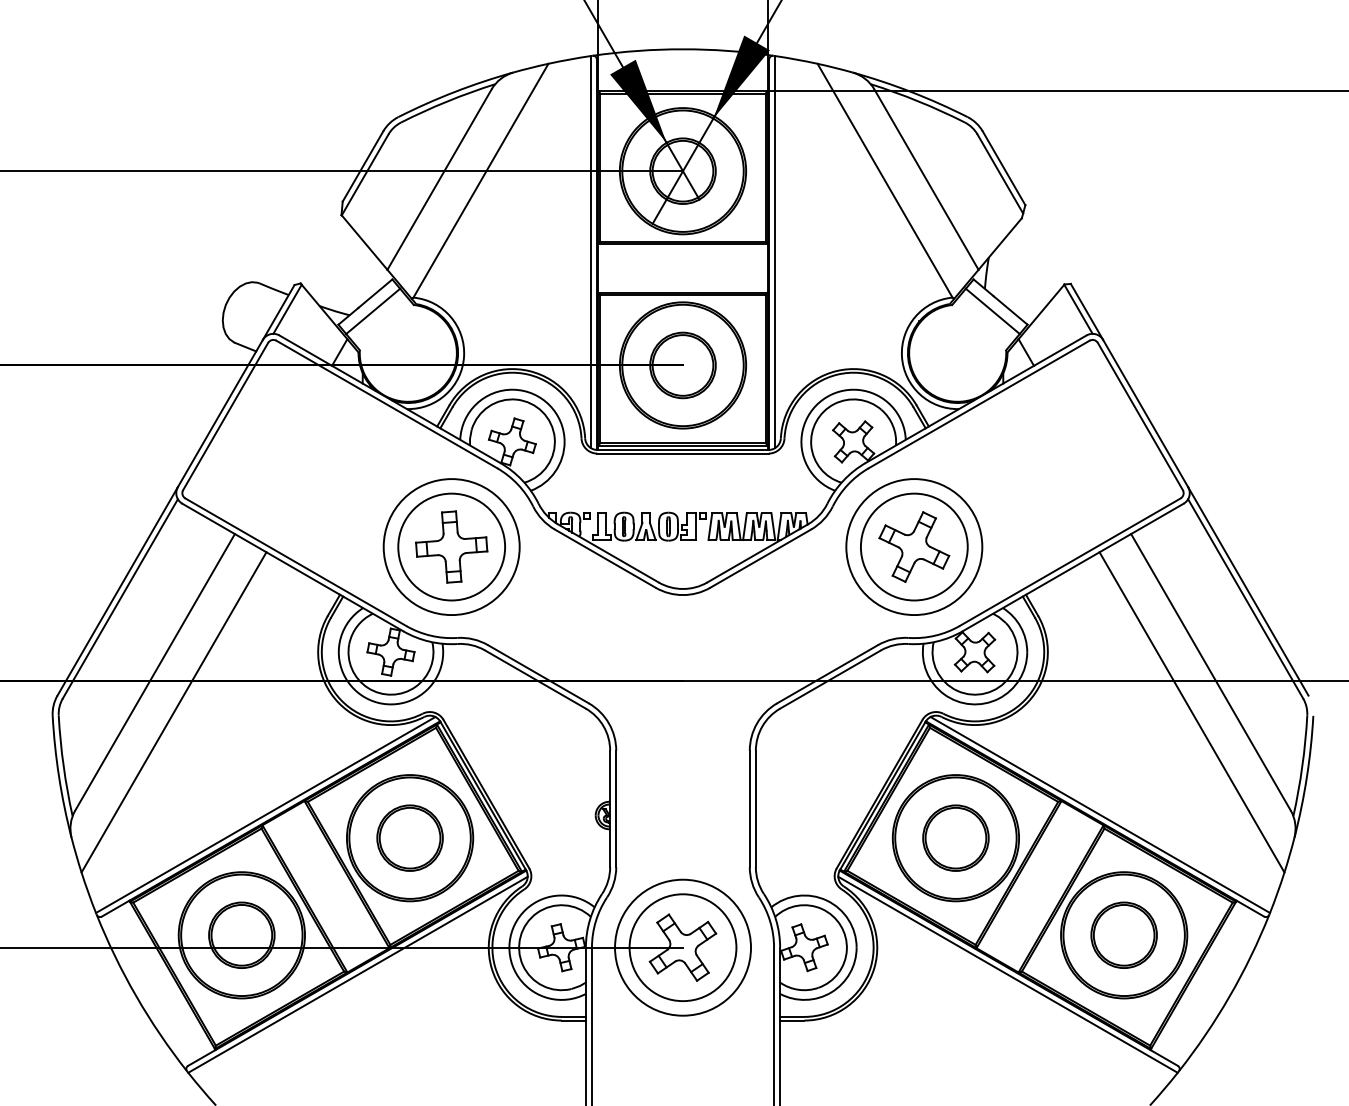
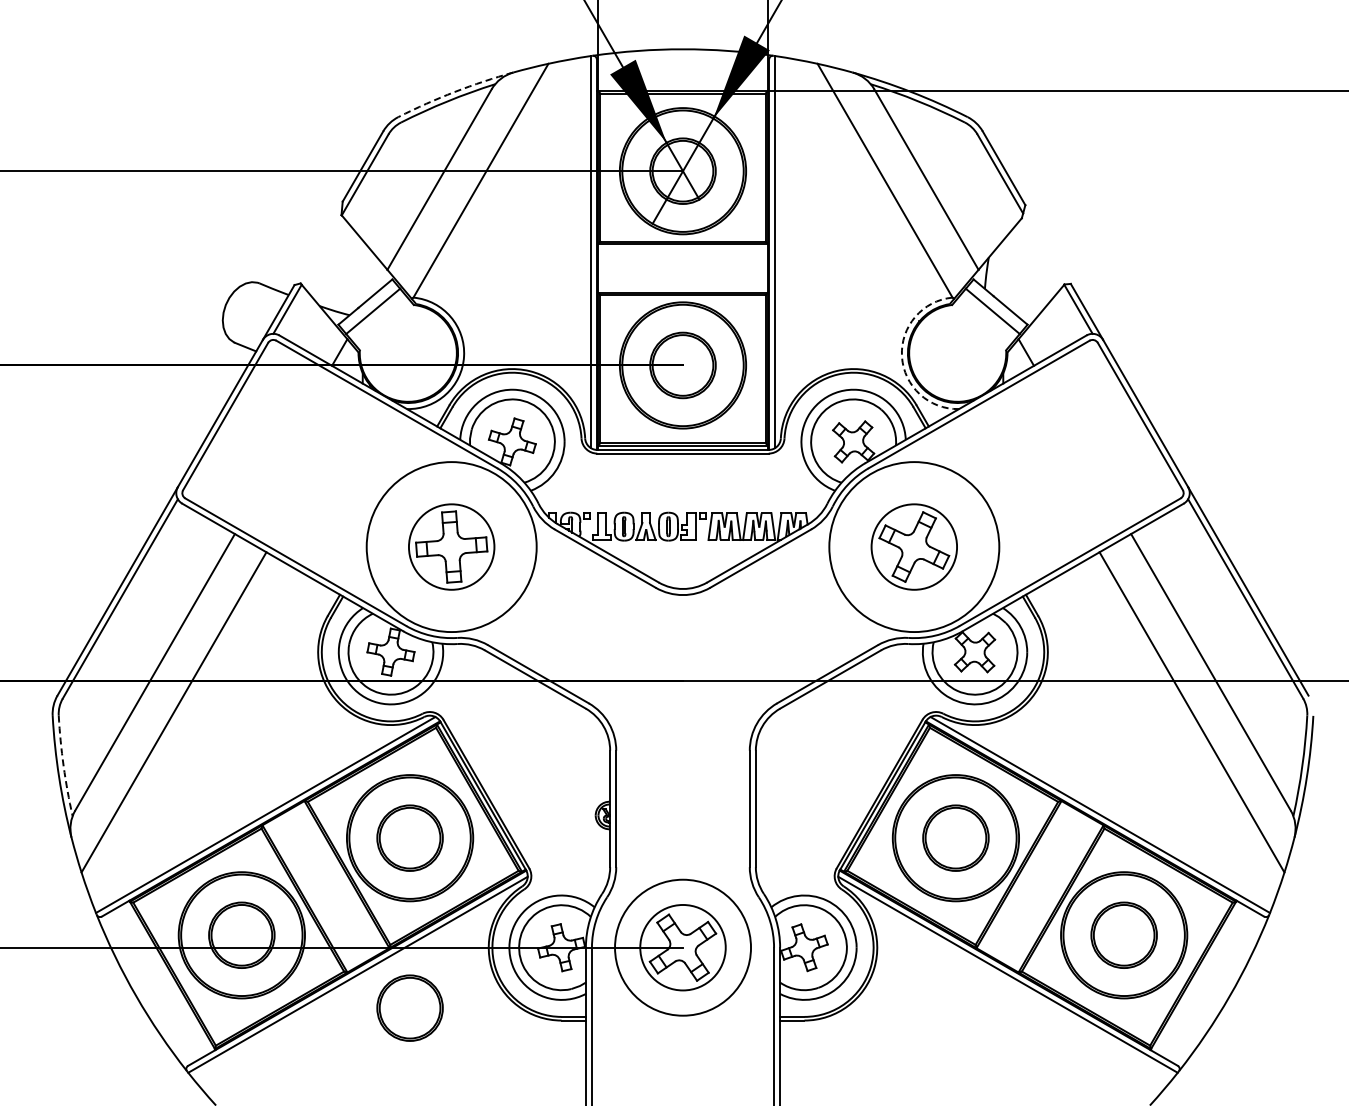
arc: solid -> dashed (454, 91)
arc: solid -> dashed (901, 356)
circle diameter: 107 px -> 85 px (451, 546)
circle diameter: 107 px -> 85 px (914, 546)
circle diameter: 136 px -> 170 px (451, 547)
circle diameter: 136 px -> 170 px (914, 547)
arc: solid -> dashed (63, 766)
circle diameter: 107 px -> 85 px (682, 947)
part: none -> present (409, 1007)
